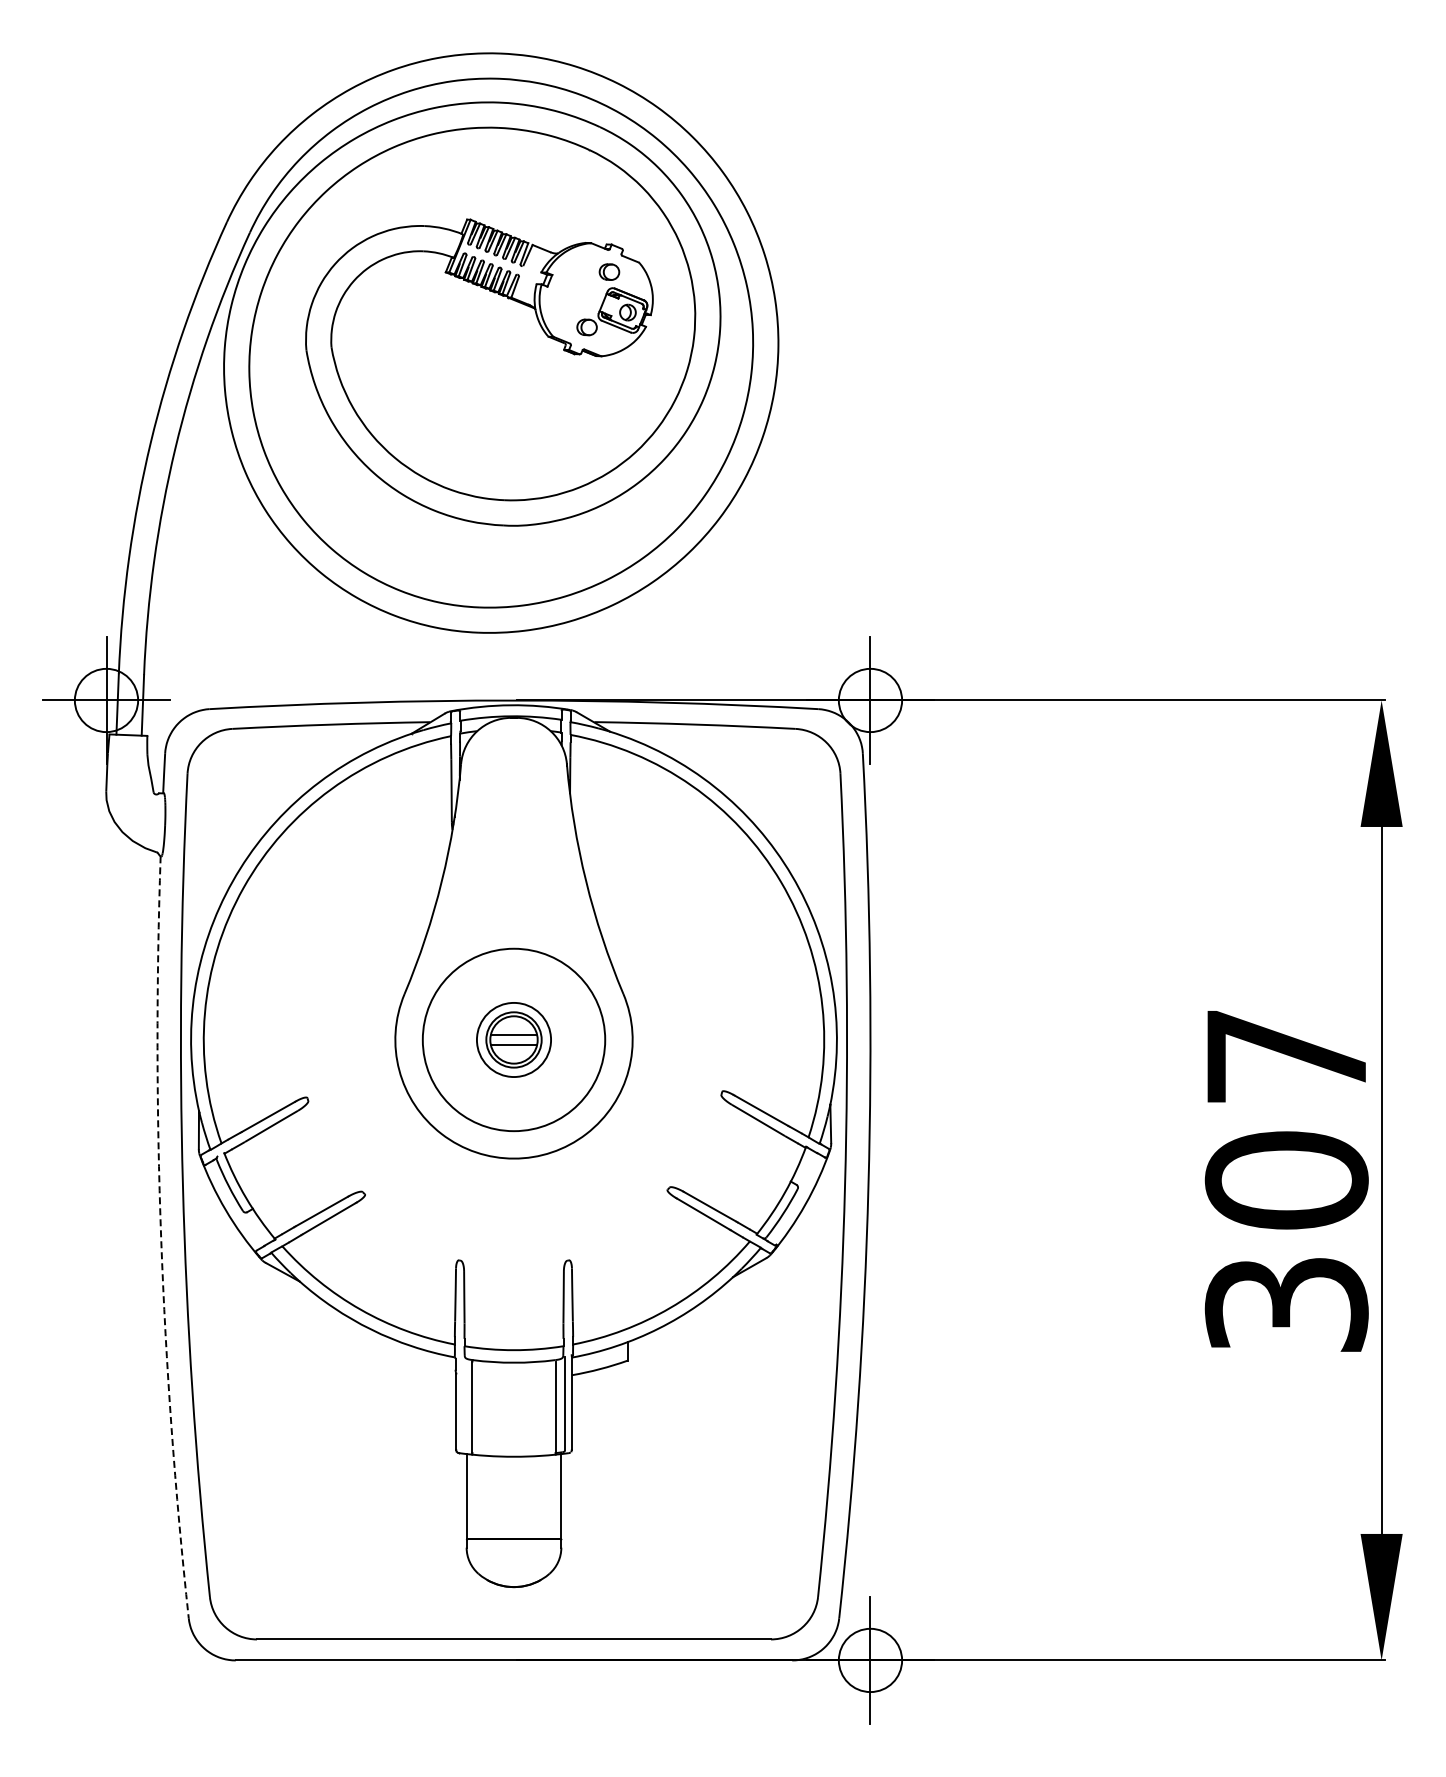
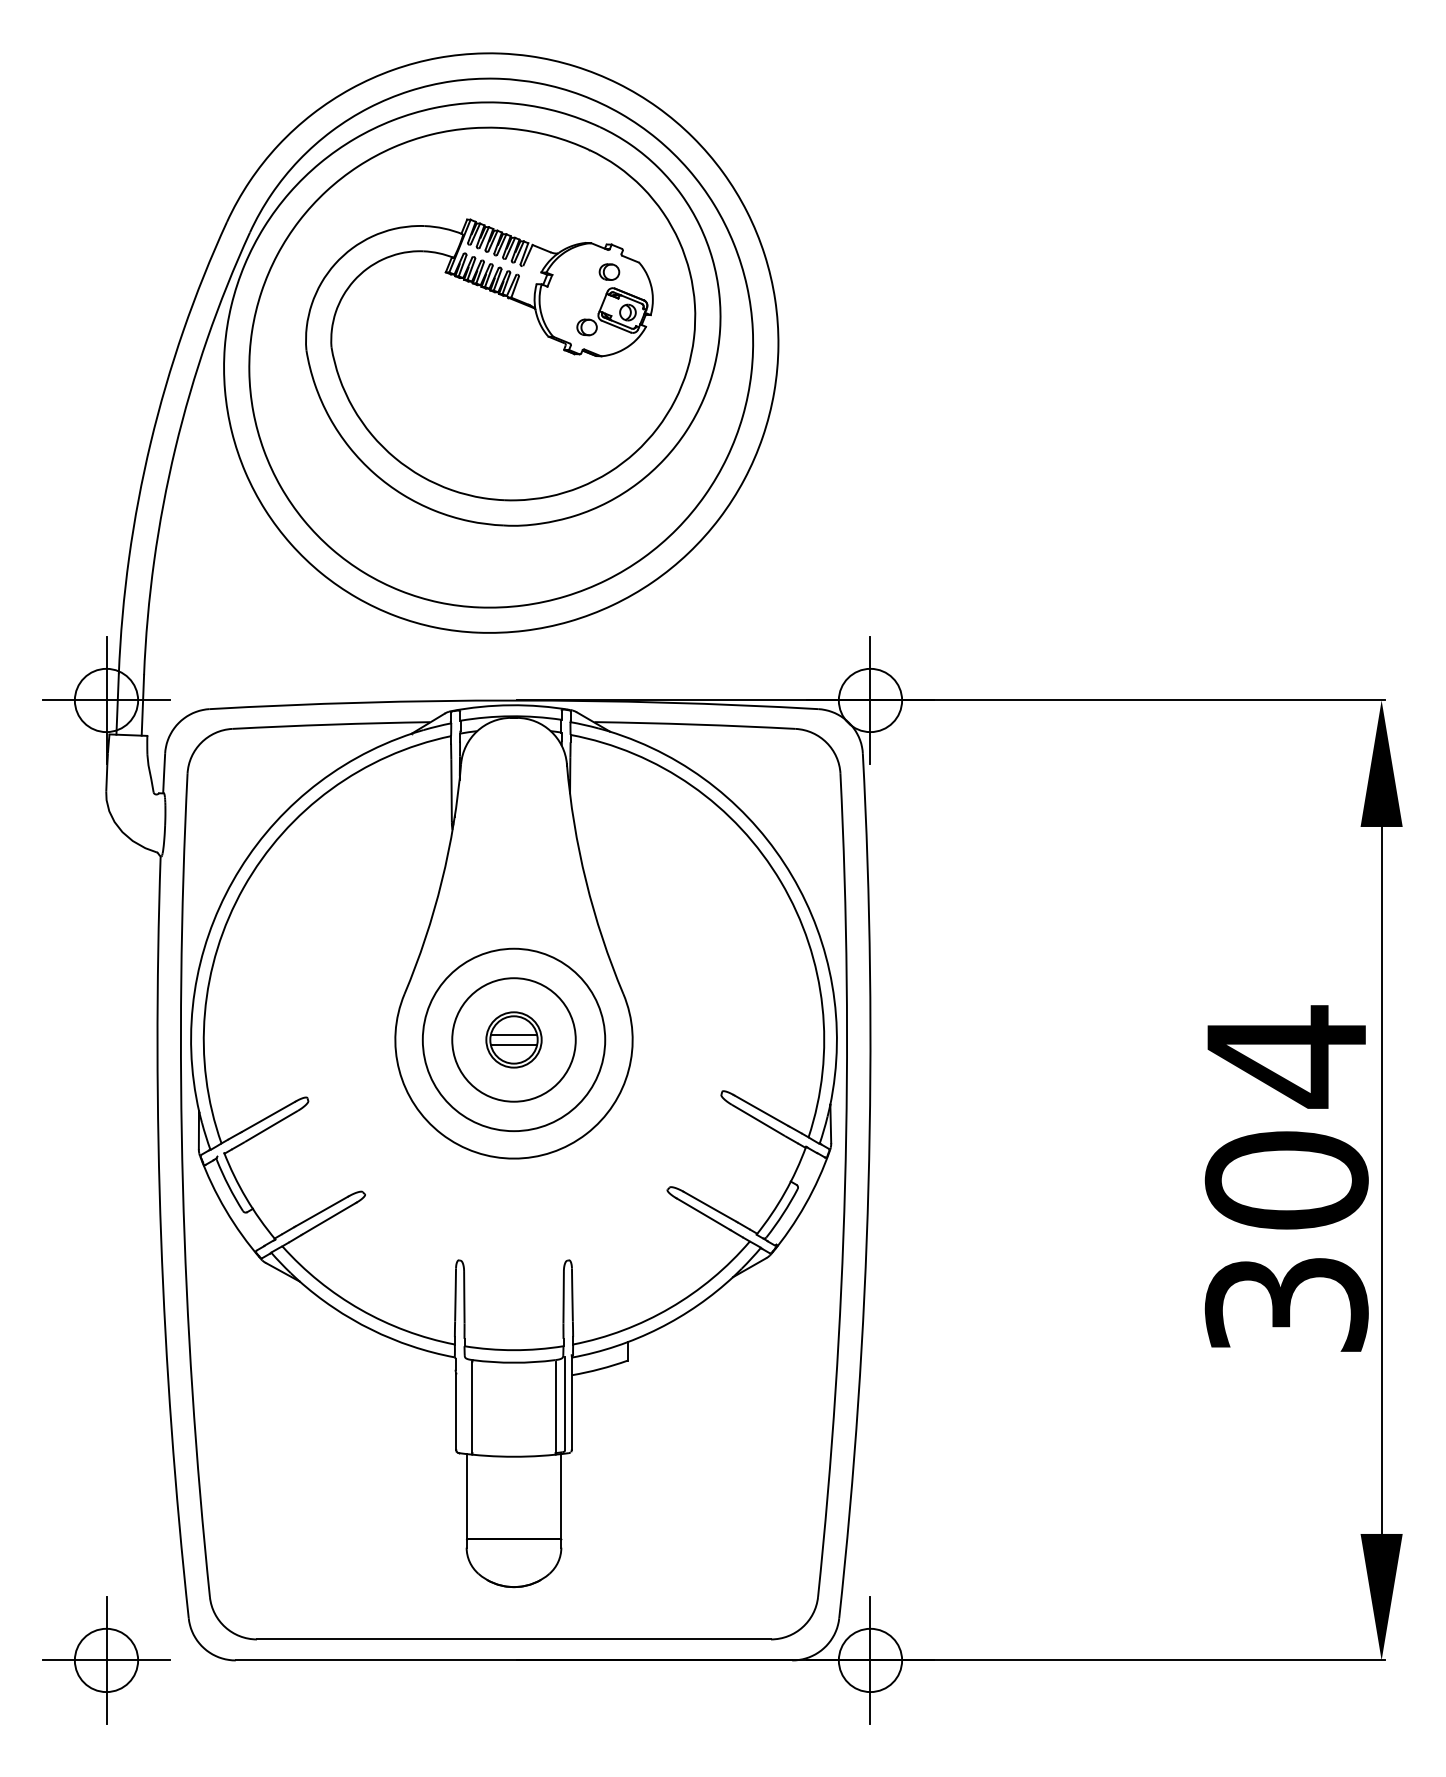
circle diameter: 74 px -> 124 px (513, 1039)
text: 307 -> 304 (1286, 1056)
arc: dashed -> solid (161, 1237)
part: none -> present (106, 1660)
